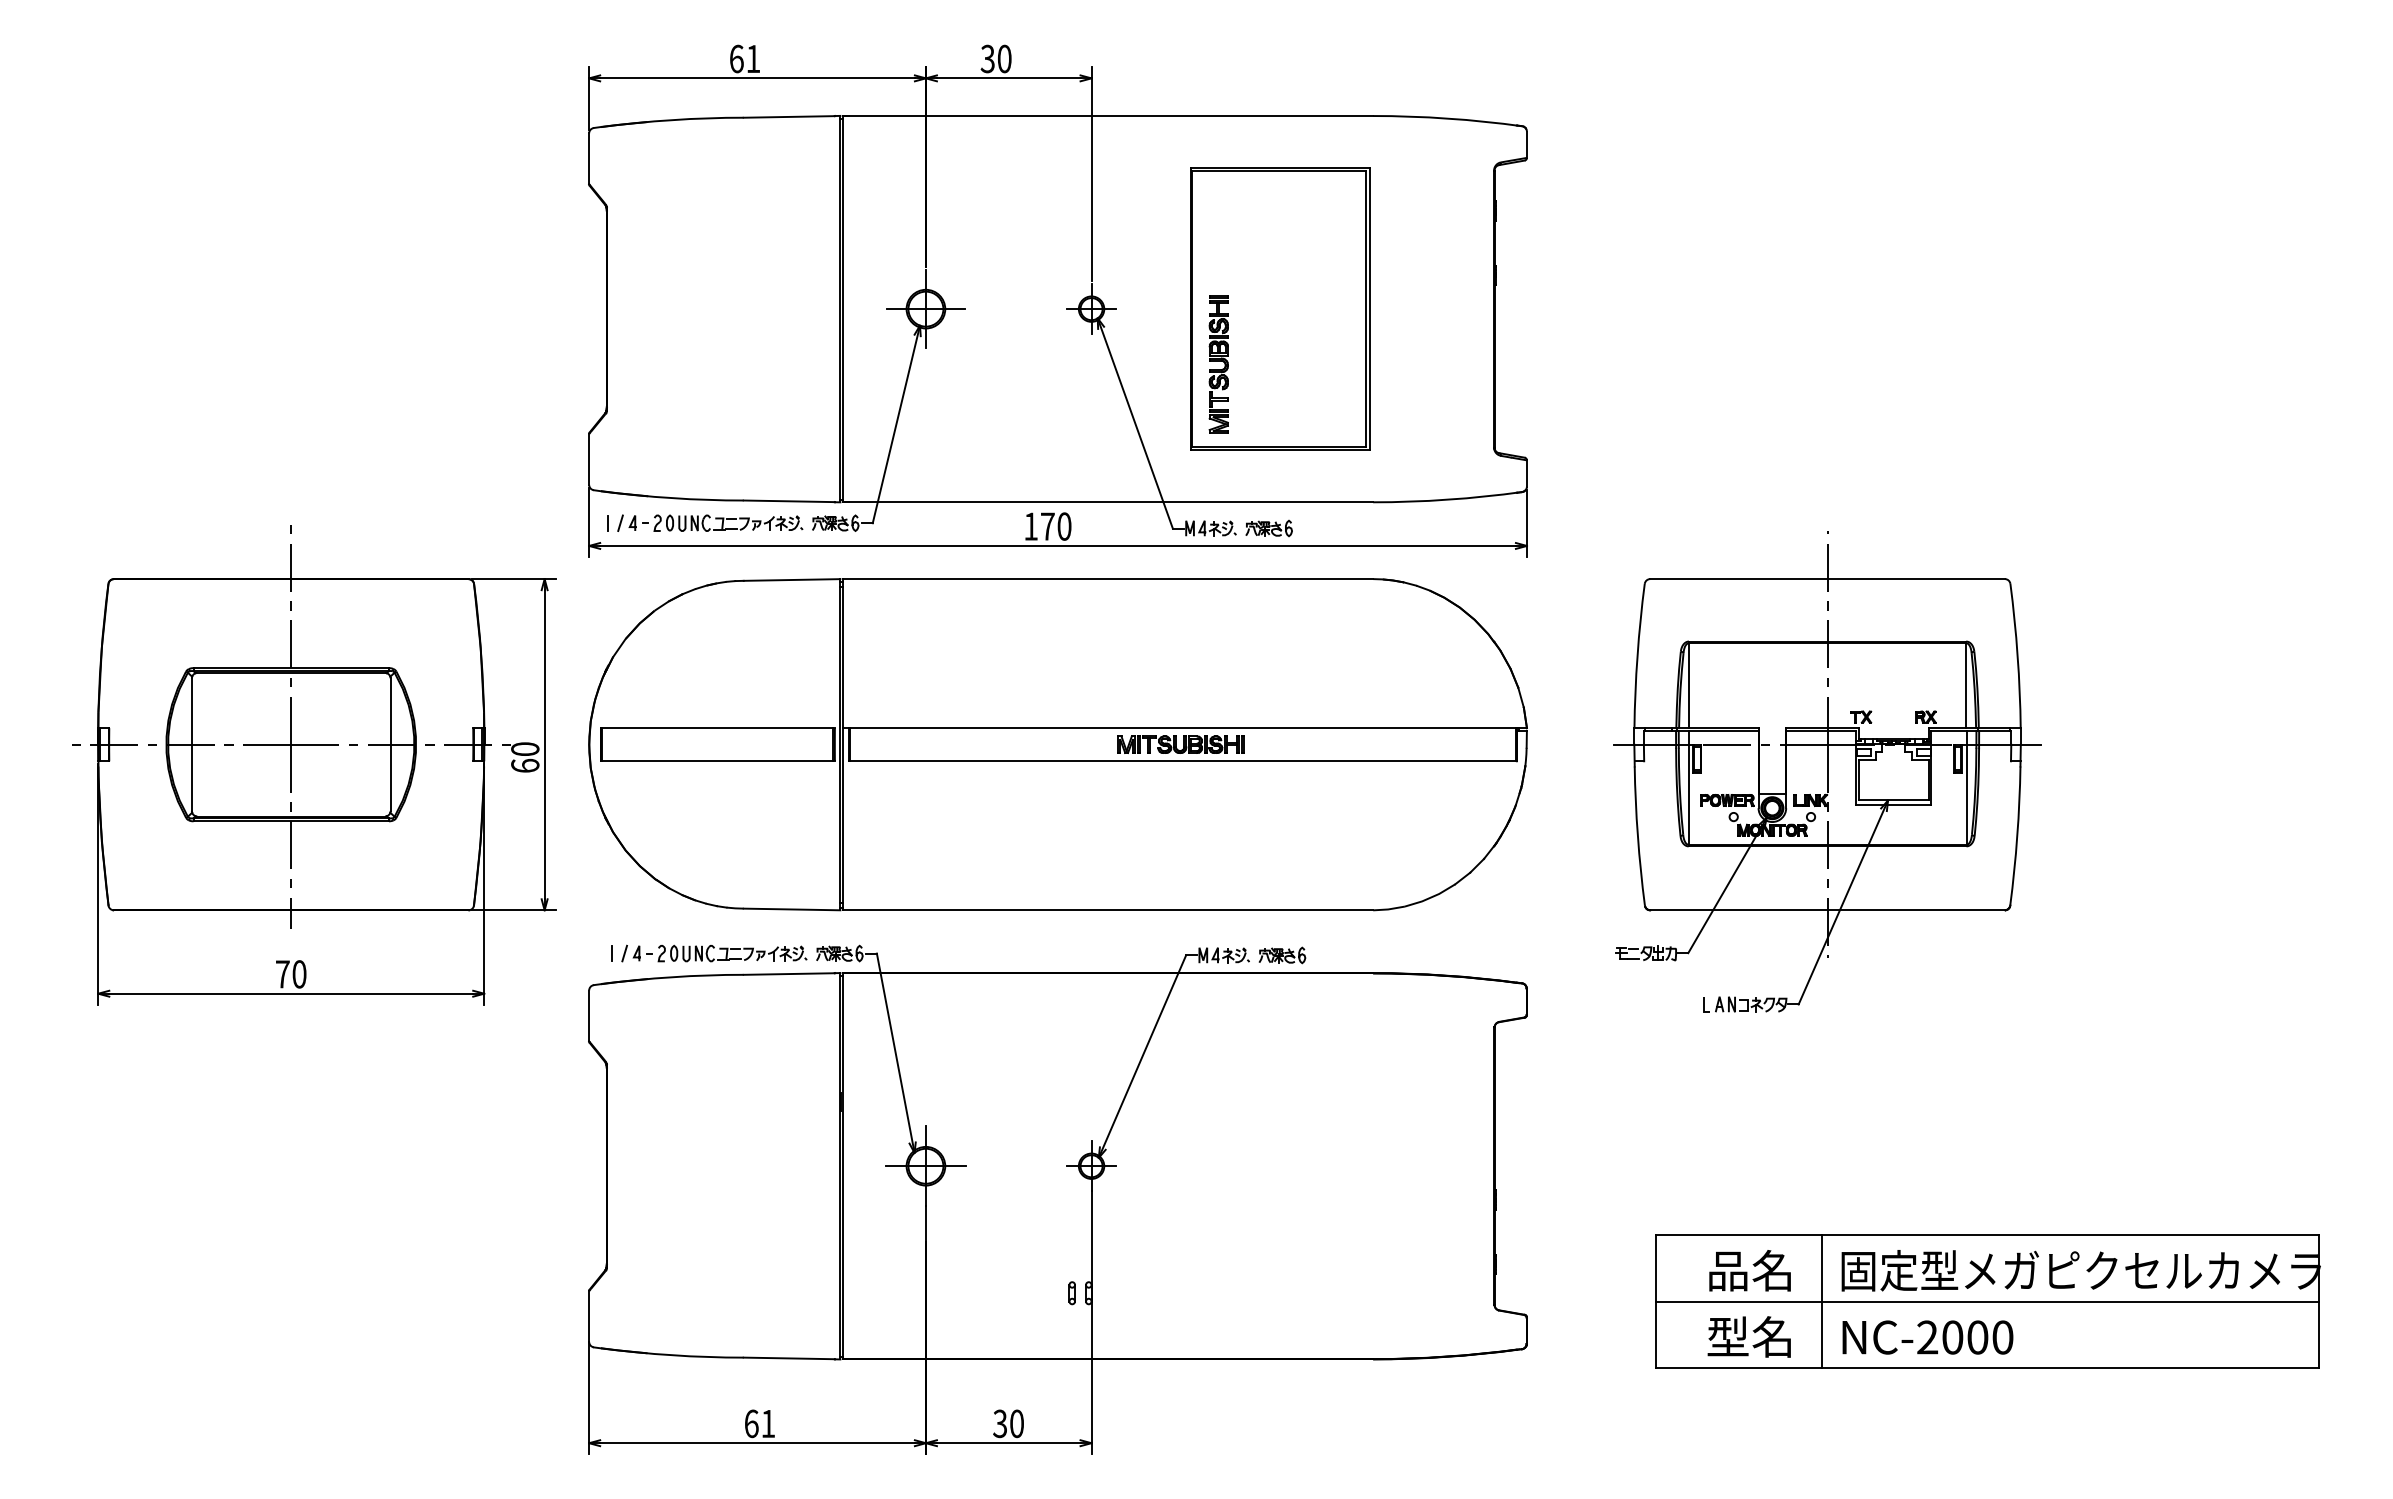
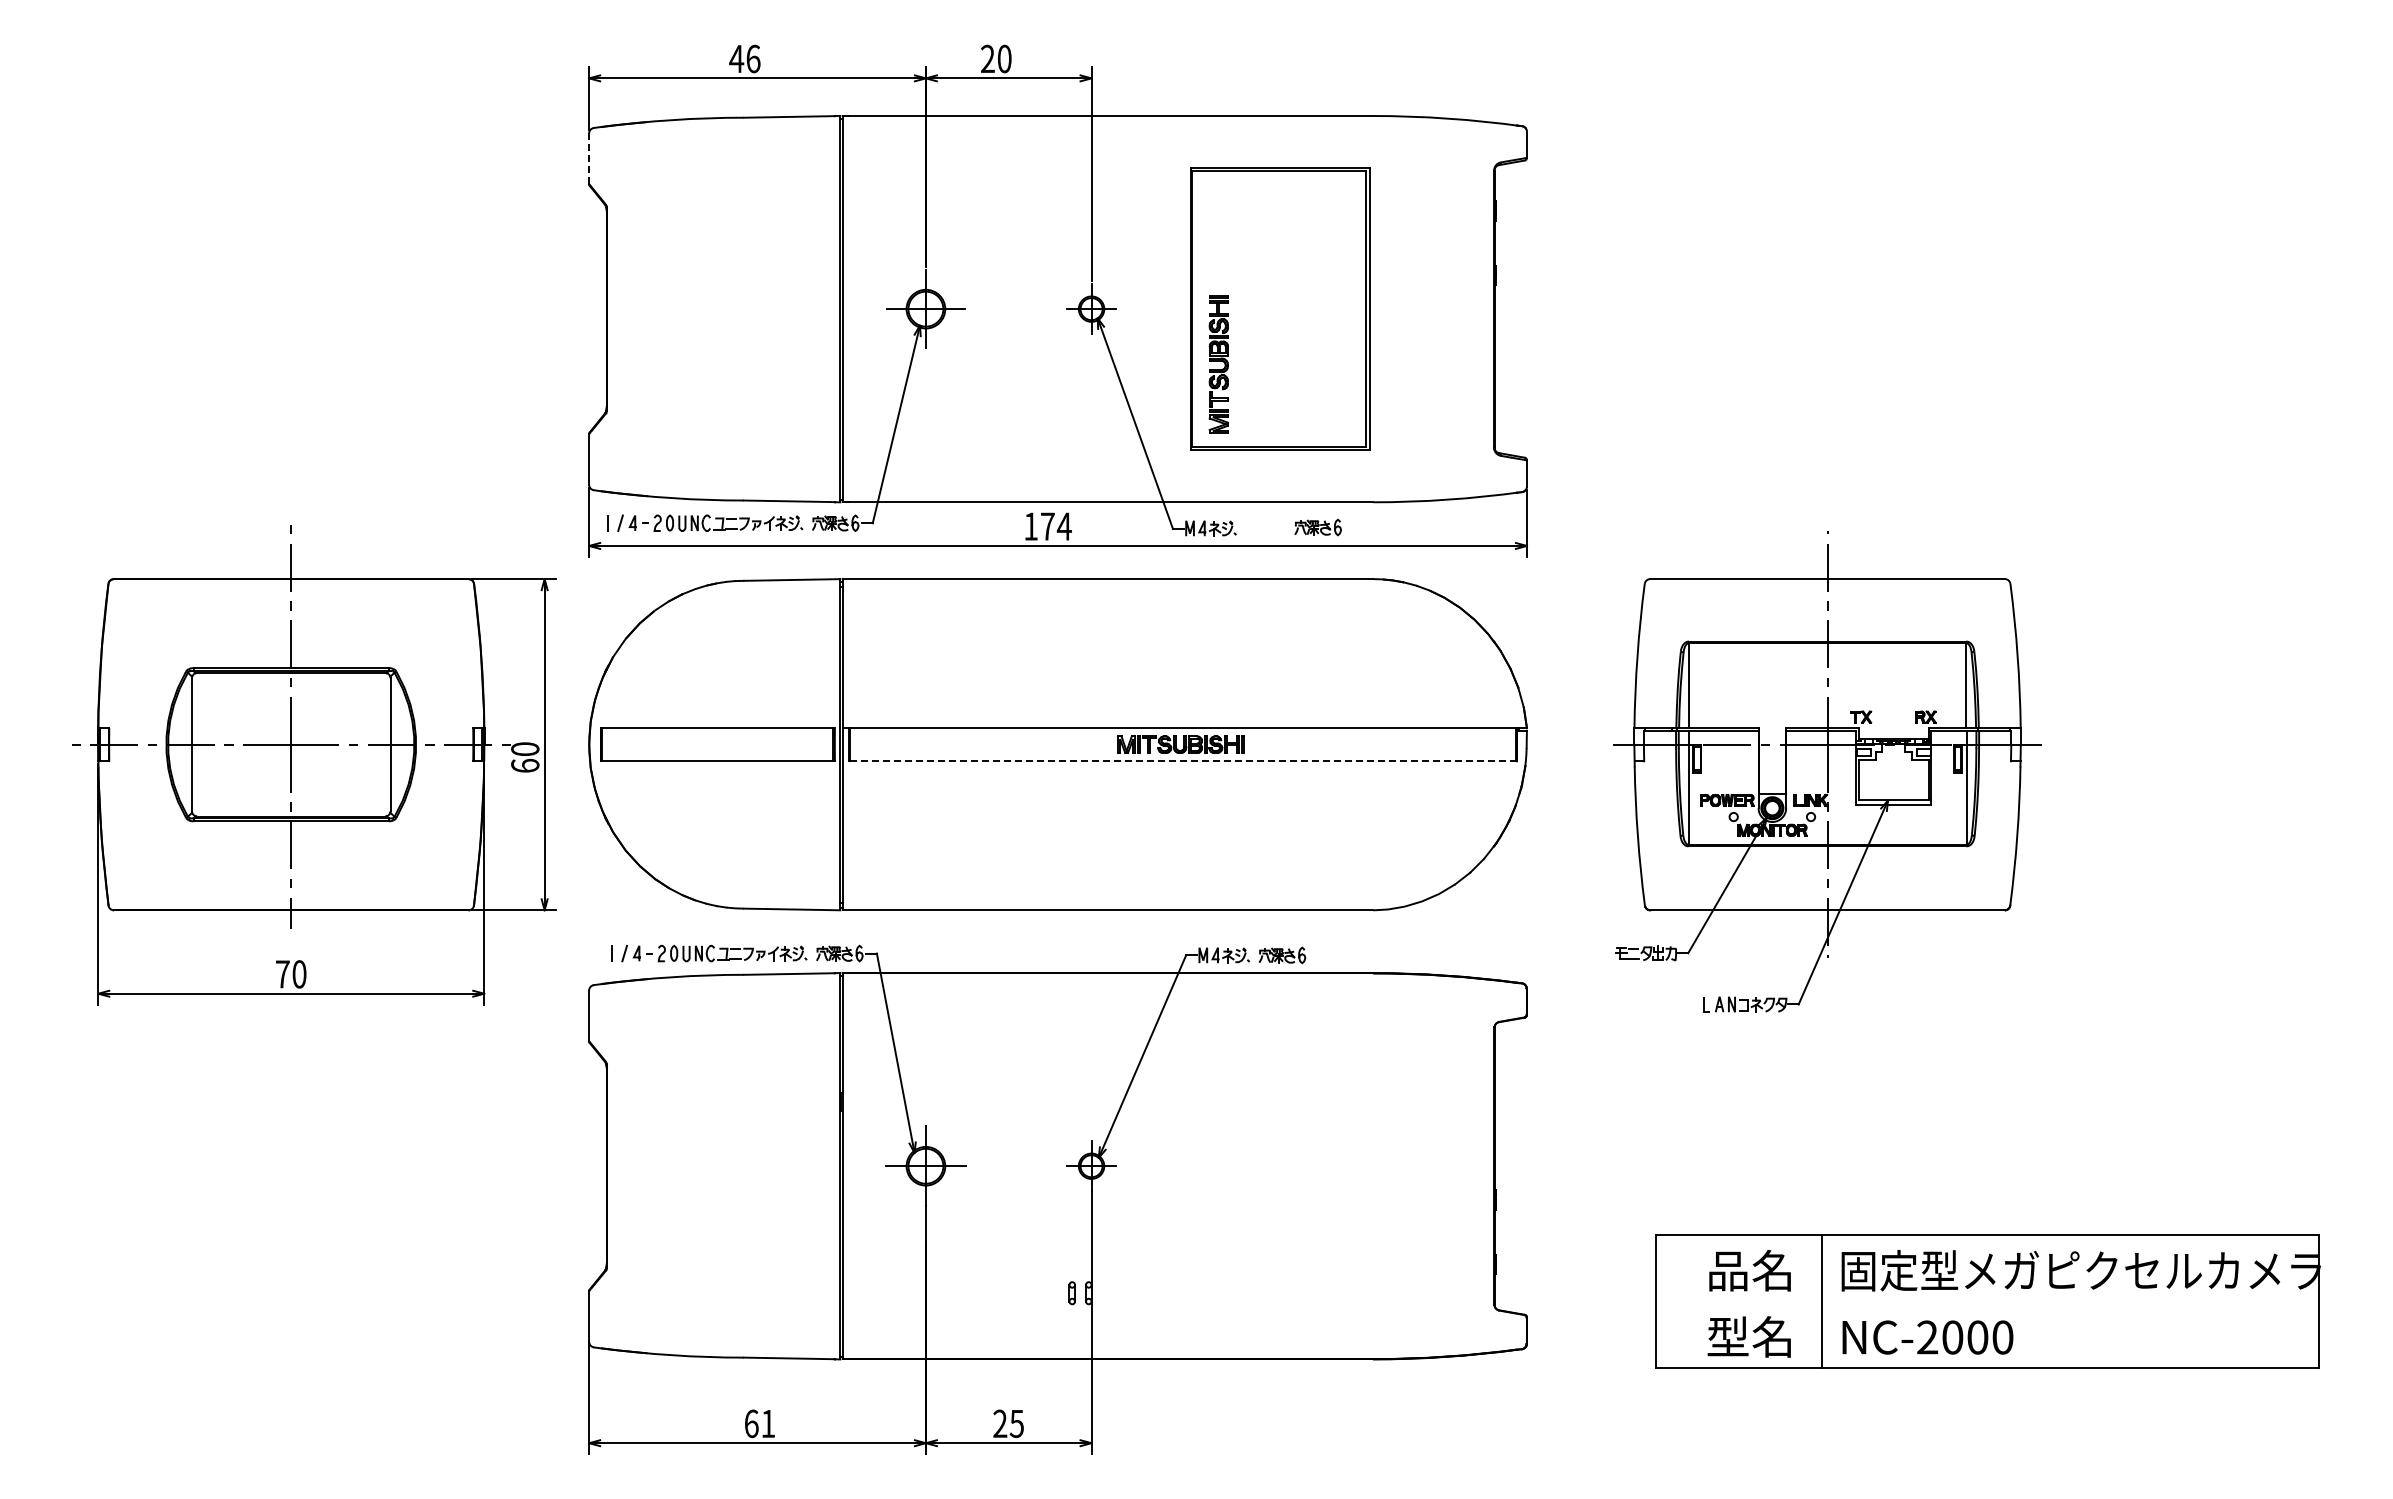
text: 61 -> 46 (744, 58)
text: 30 -> 20 (987, 59)
line: solid -> dashed (589, 159)
text: 170 -> 174 (1063, 526)
part position: (1268, 528) -> (1317, 527) (1317, 527)
line: solid -> dashed (1182, 761)
line: present -> none (1987, 1301)
text: 30 -> 25 (1008, 1423)
